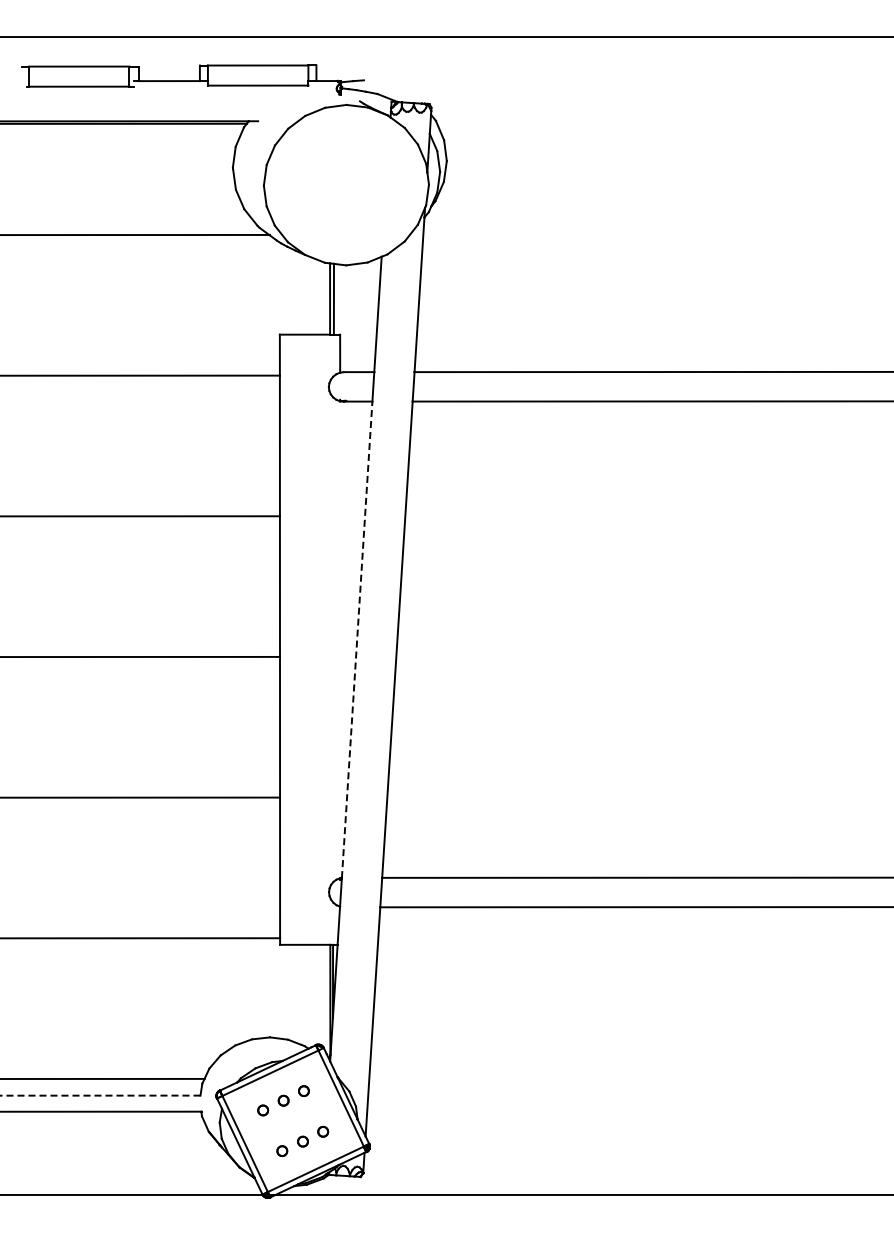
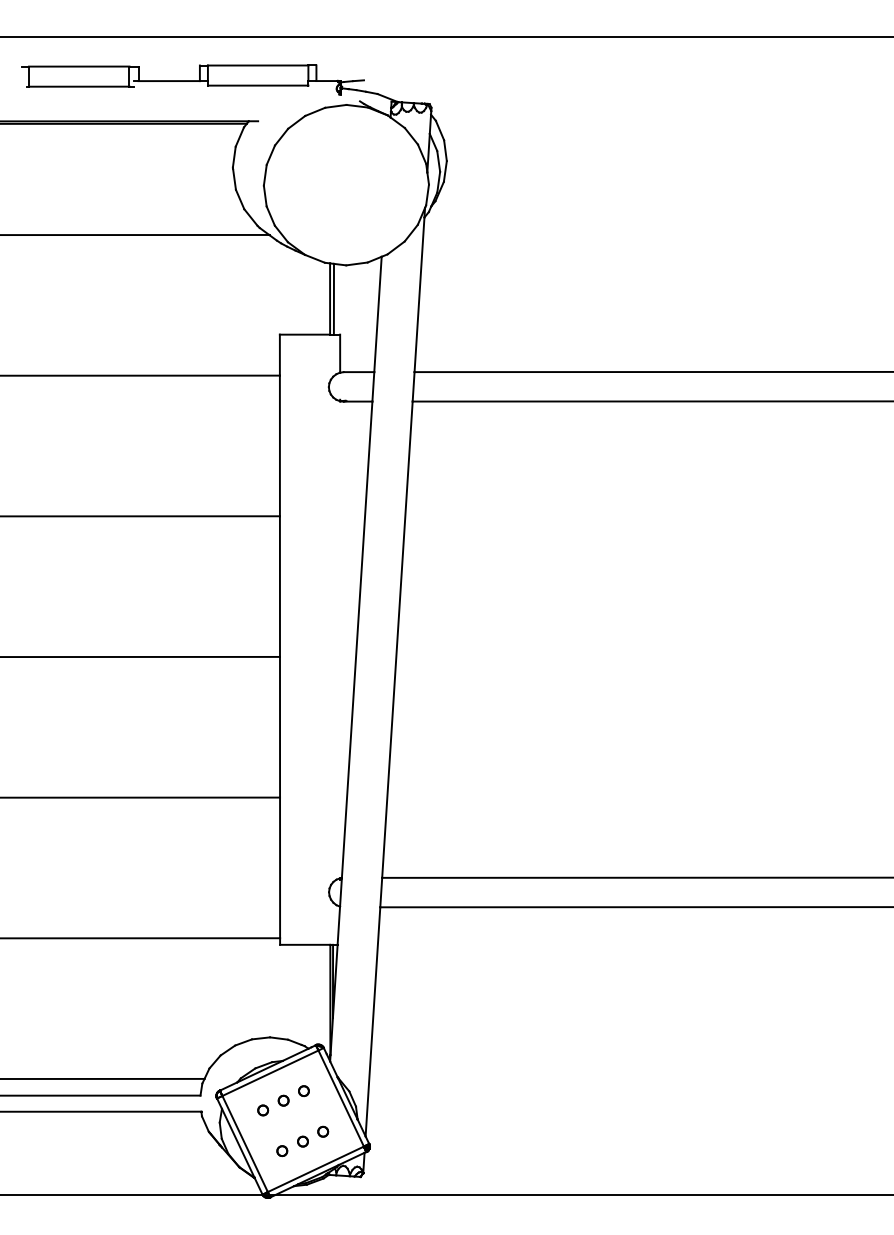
line: dashed -> solid (357, 639)
line: dashed -> solid (99, 1095)
